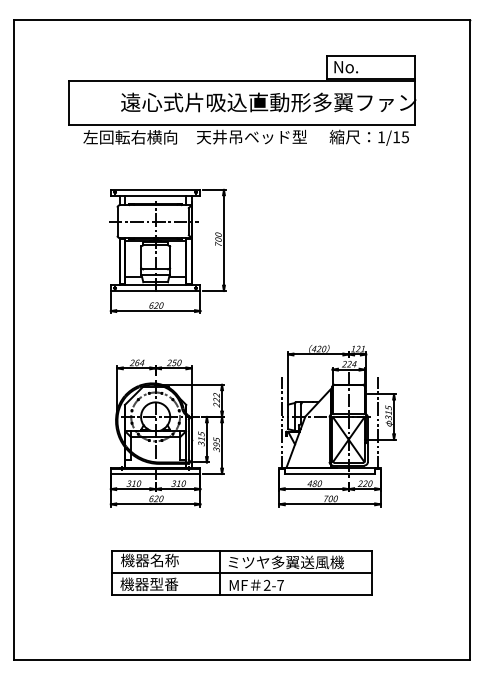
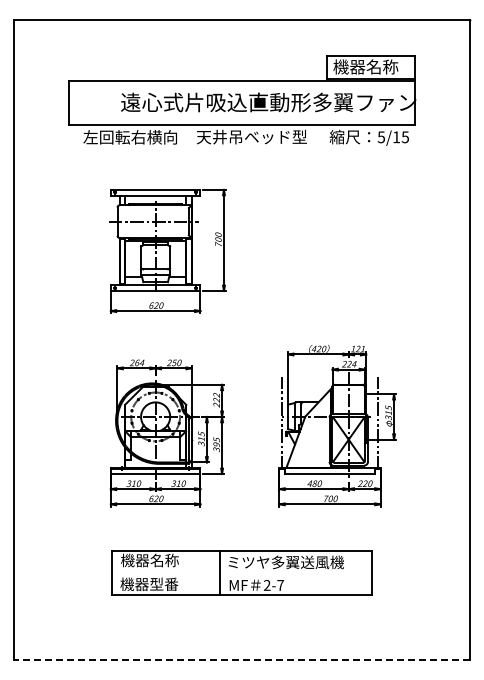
text: No. -> 機器名称 (365, 66)
text: 1/15 -> 5/15 (380, 137)
line: present -> none (241, 572)
line: solid -> dashed (242, 659)
